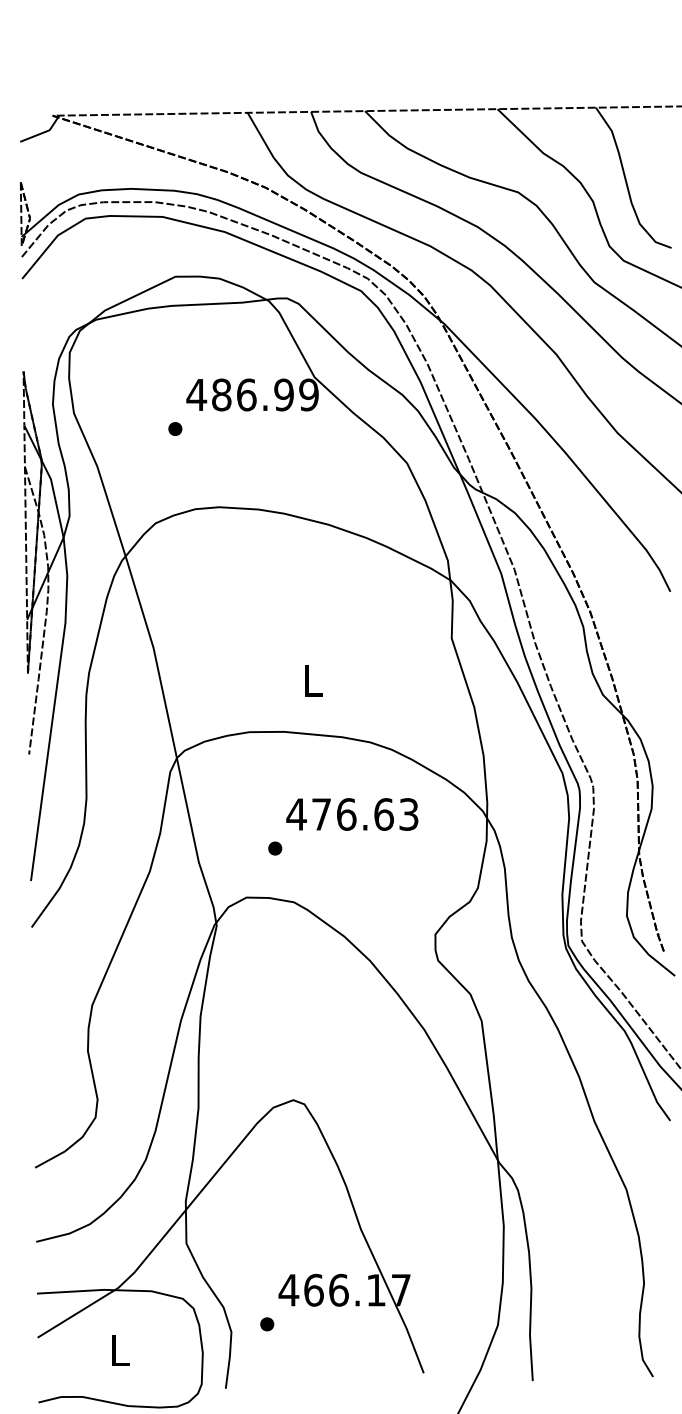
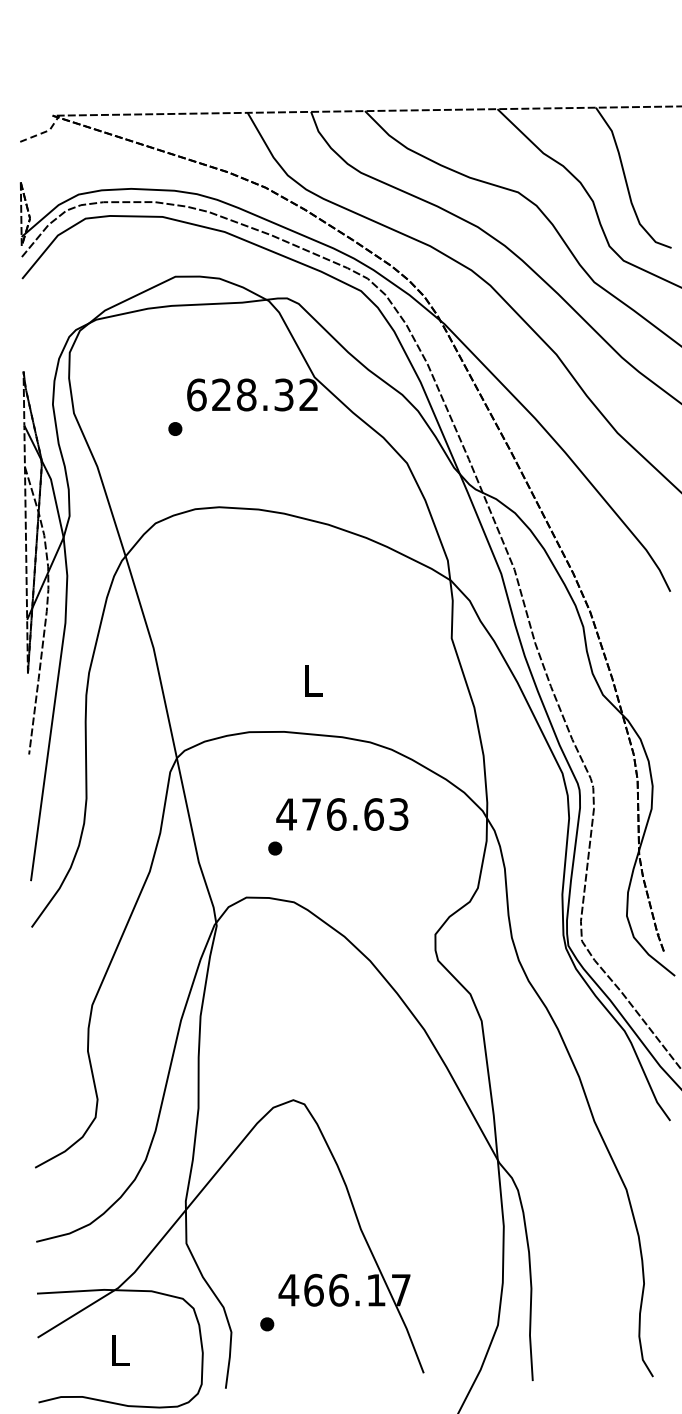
line: solid -> dashed (44, 132)
text: 486.99 -> 628.32 (252, 394)
text position: (352, 814) -> (342, 814) (342, 814)
